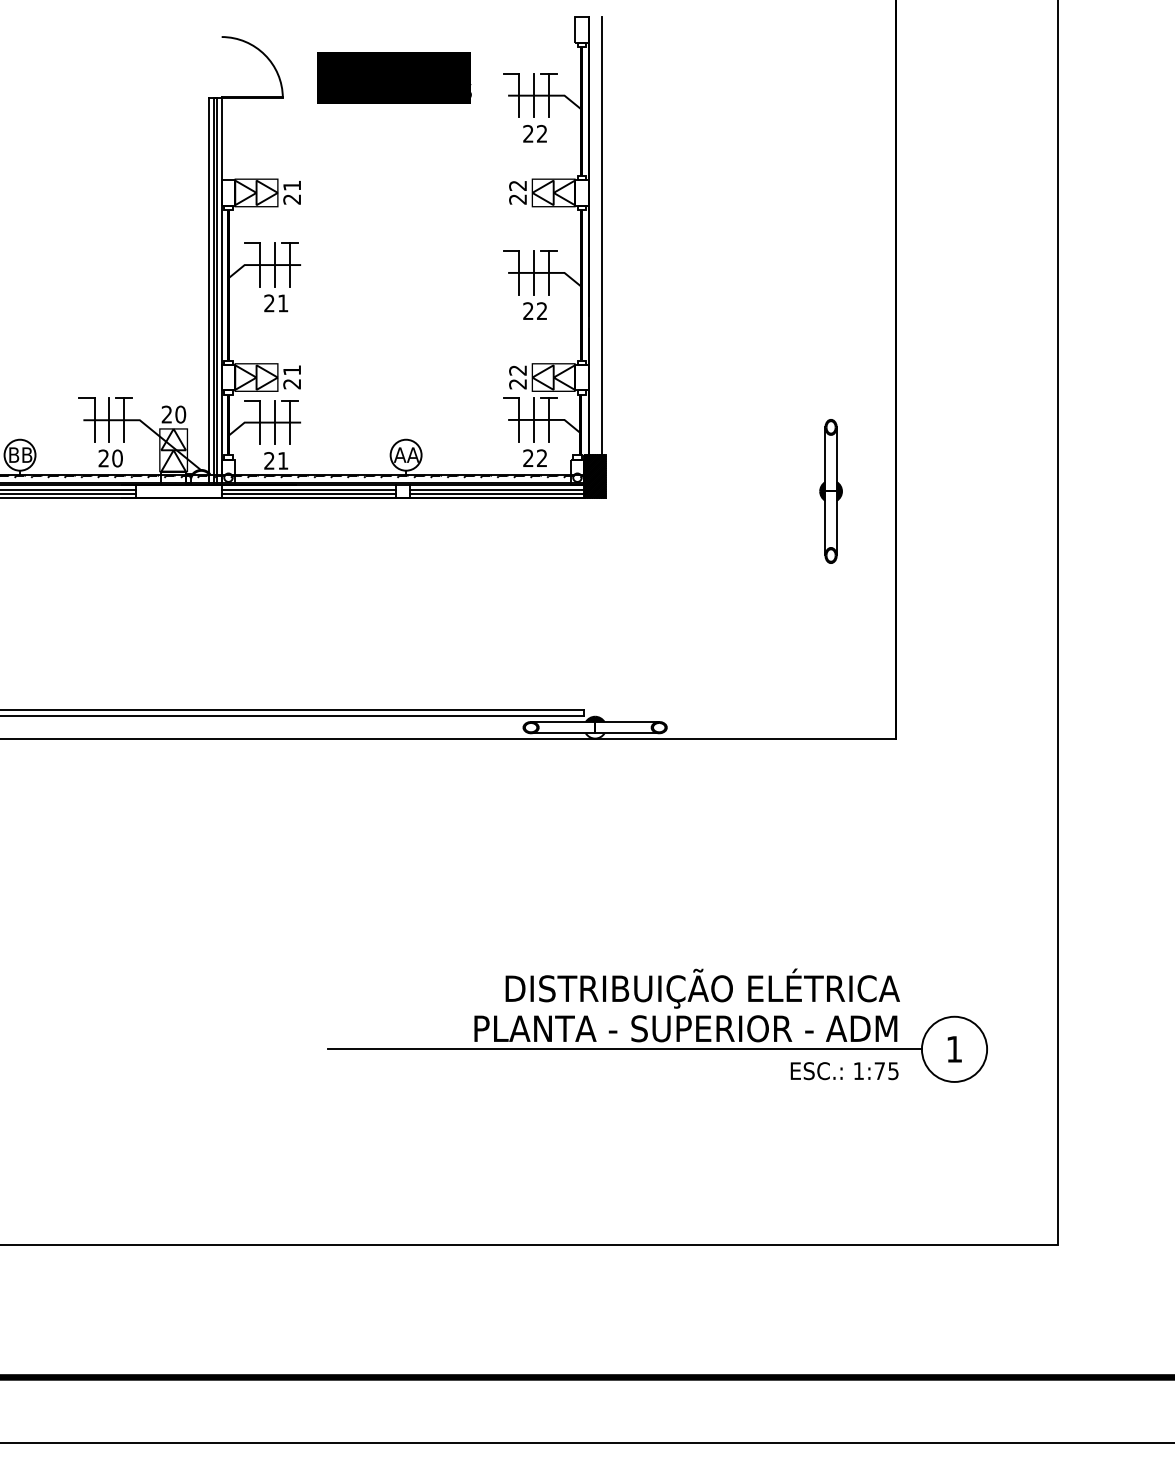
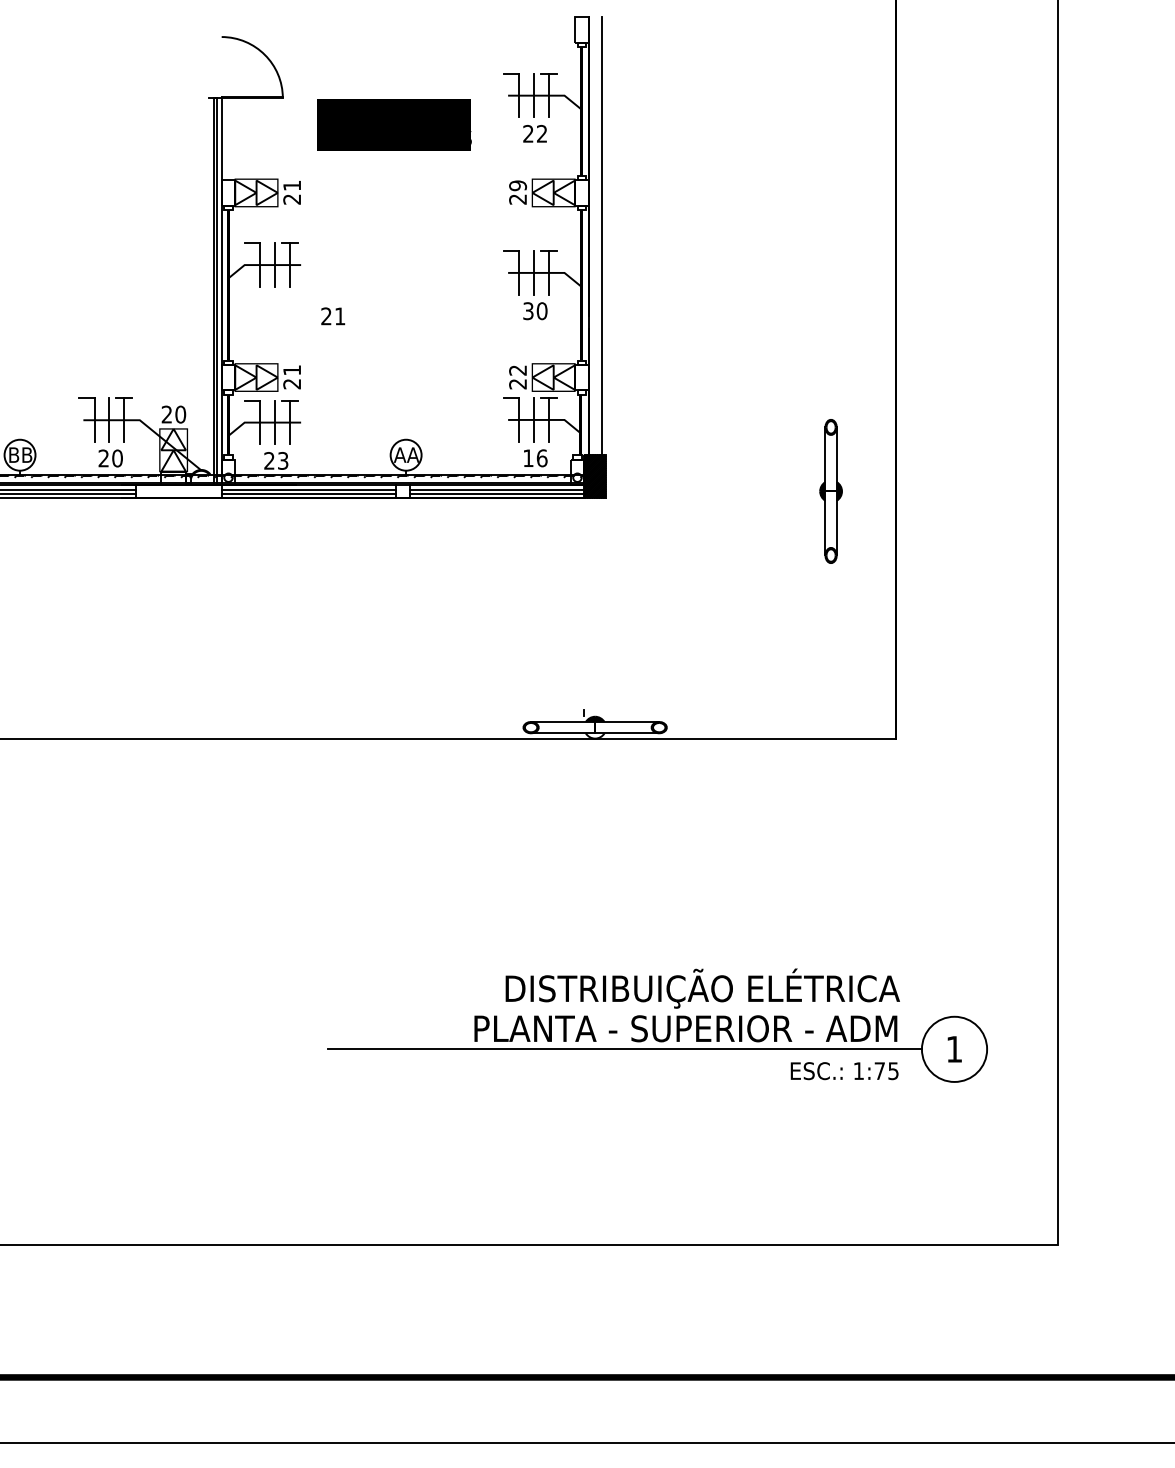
text position: (394, 77) -> (394, 124) (394, 124)
text: 22 -> 29 (518, 185)
line: present -> none (208, 291)
text position: (276, 303) -> (333, 316) (333, 316)
text: 22 -> 30 (535, 311)
text: 22 -> 16 (535, 458)
text: 21 -> 23 (283, 460)
line: present -> none (293, 710)
line: present -> none (293, 715)
